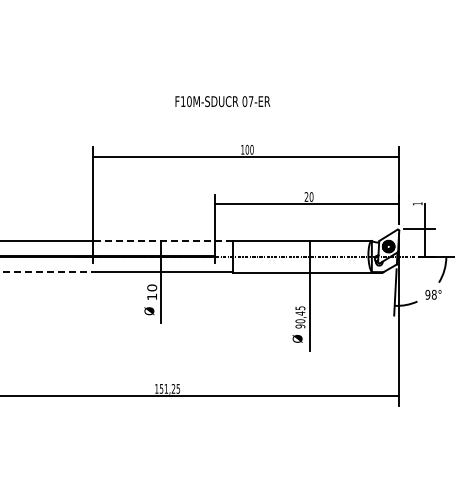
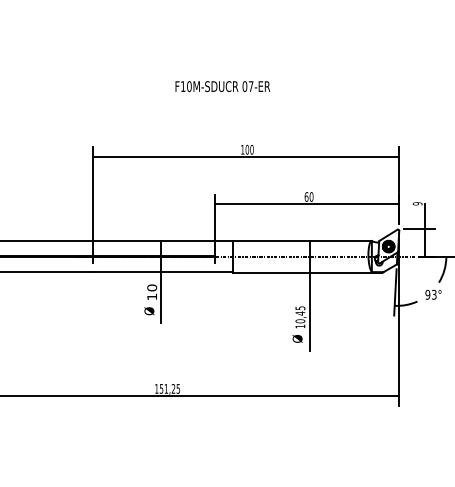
text position: (222, 101) -> (222, 86) (222, 86)
text: 20 -> 60 (306, 196)
text: 1 -> 9 (417, 203)
line: dashed -> solid (162, 241)
line: dashed -> solid (47, 272)
text: 98° -> 93° (433, 294)
text: 90,45 -> 10,45 (300, 326)
